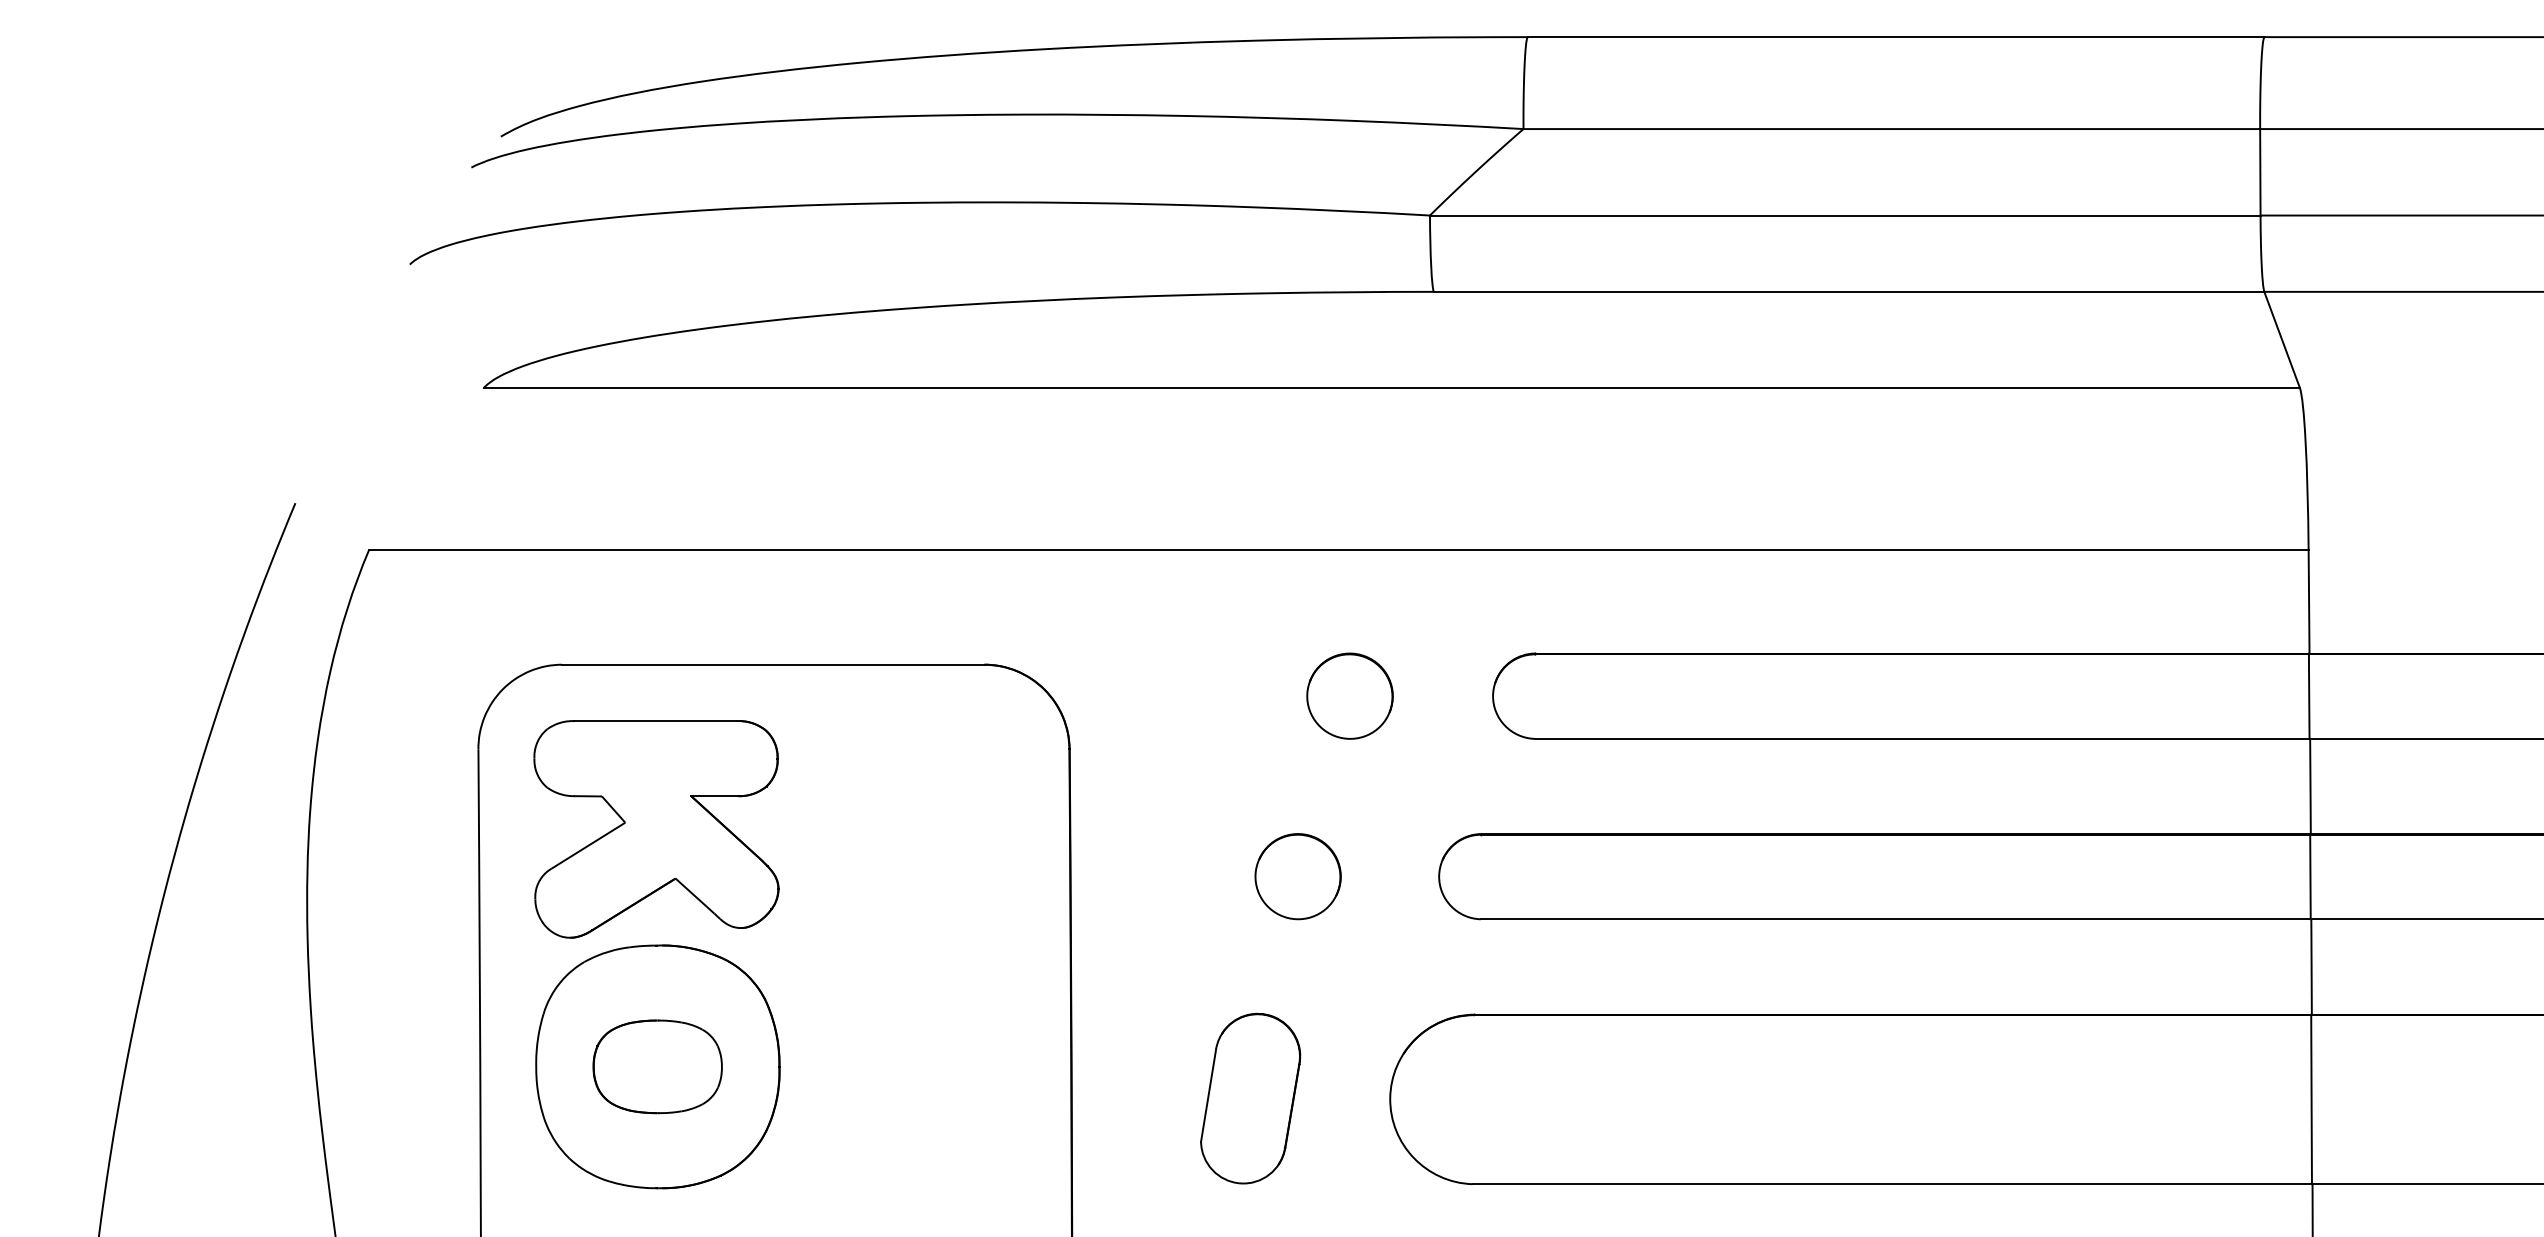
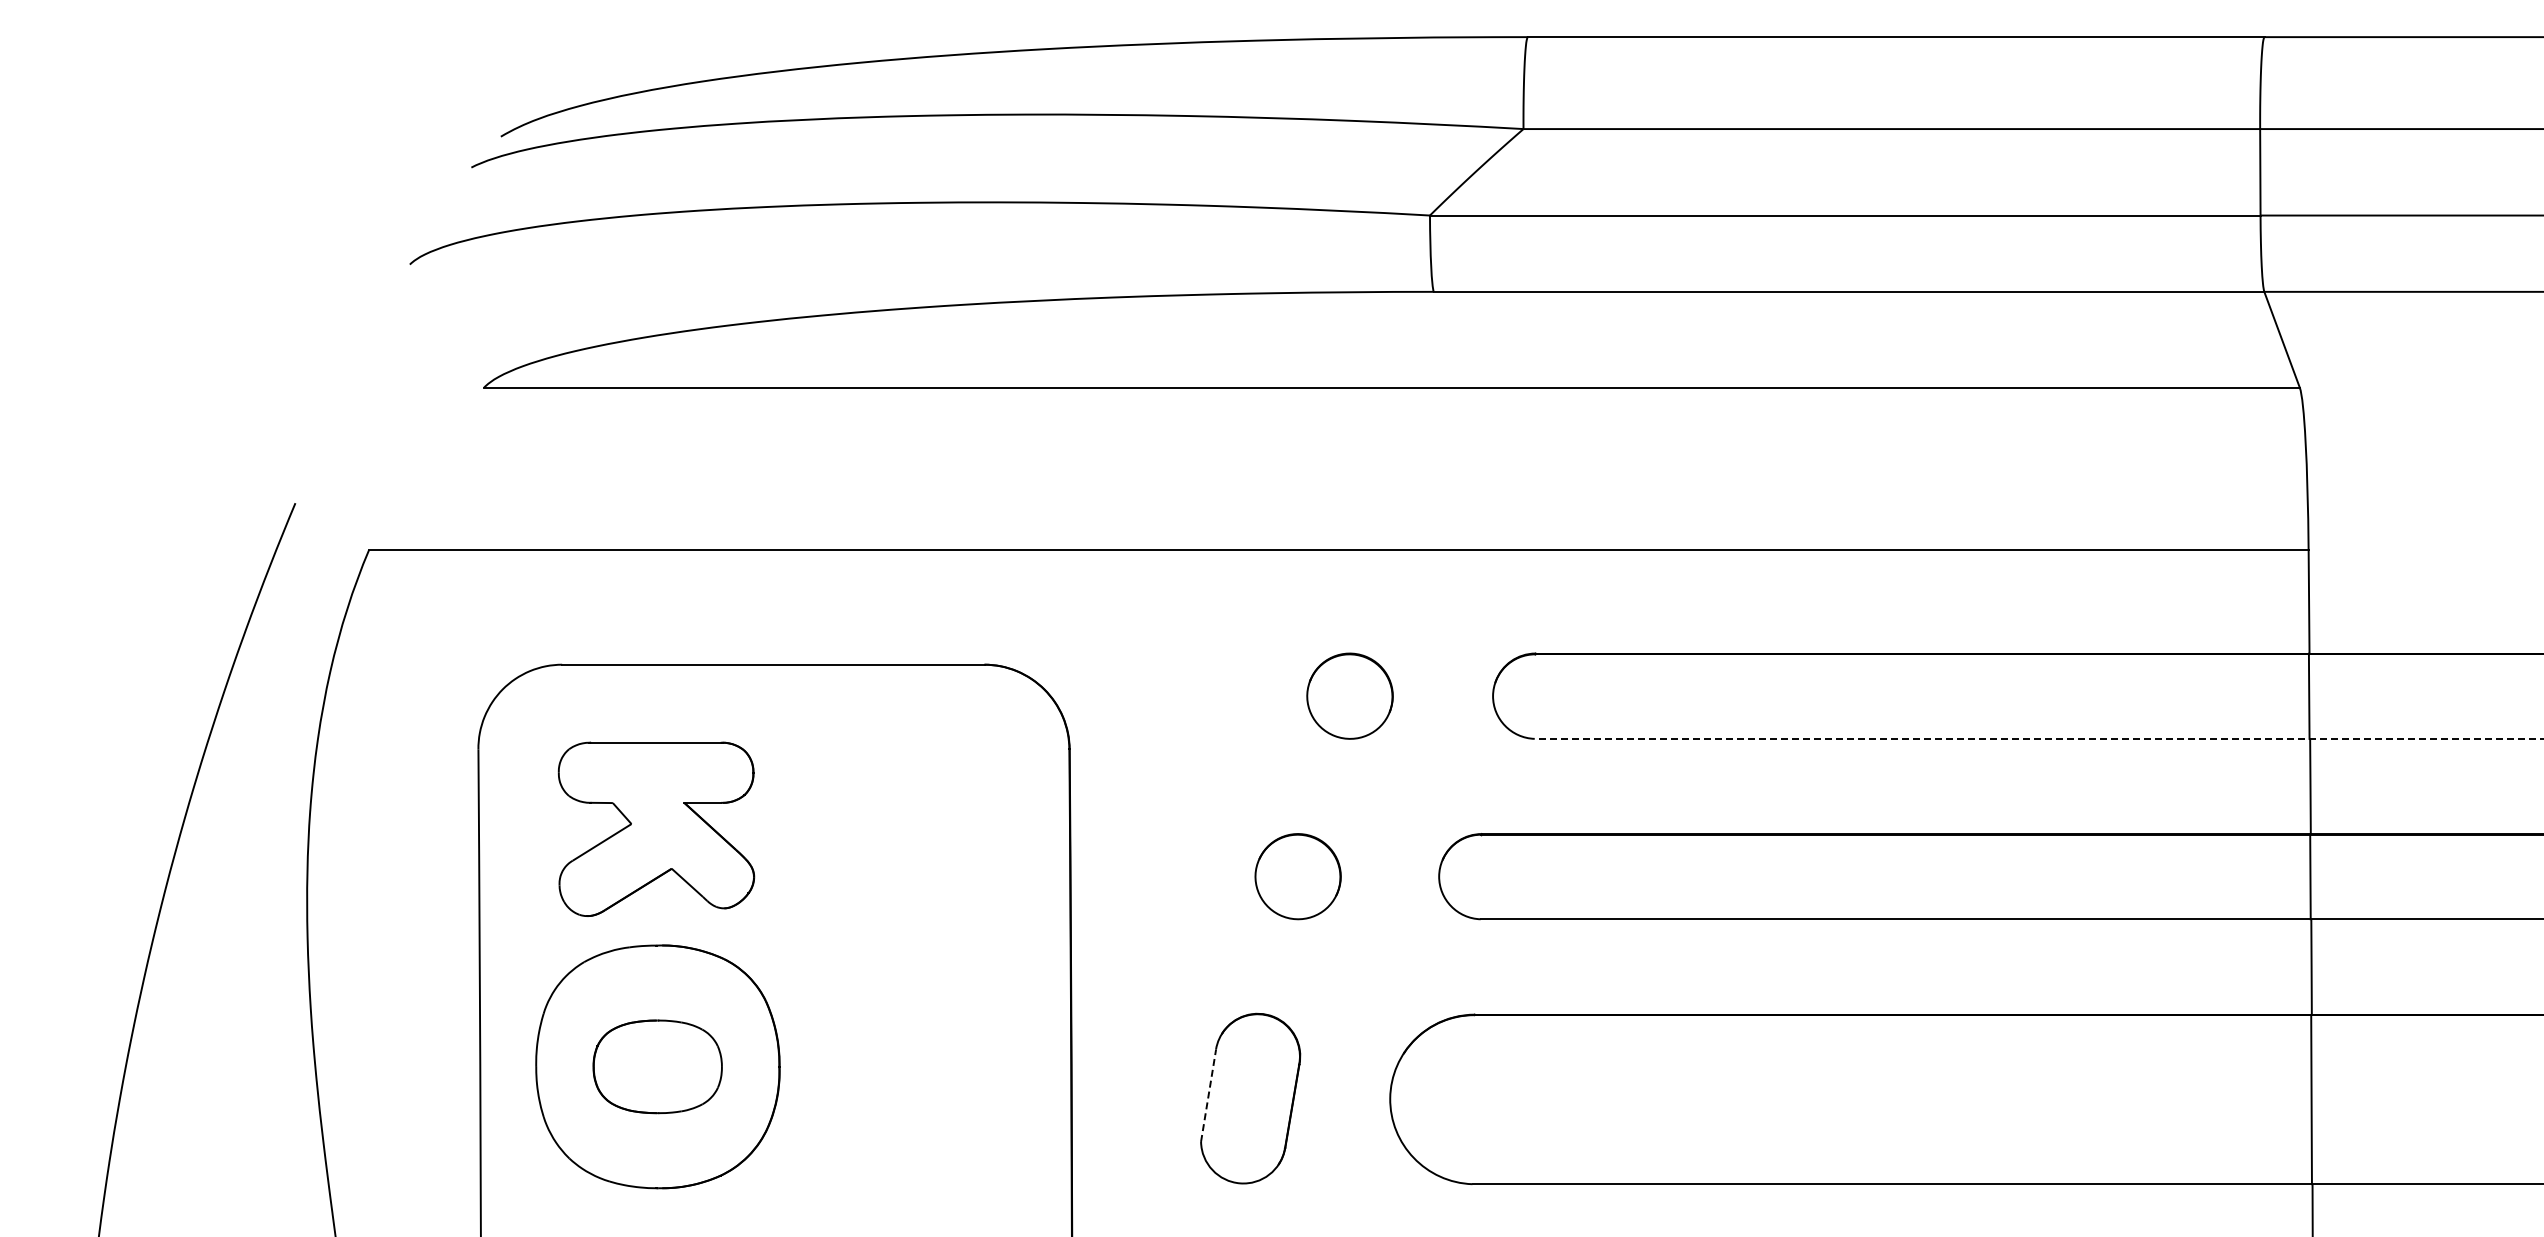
line: solid -> dashed (2038, 738)
part size: 247x219 px -> 199x176 px (656, 828)
line: solid -> dashed (1208, 1095)
